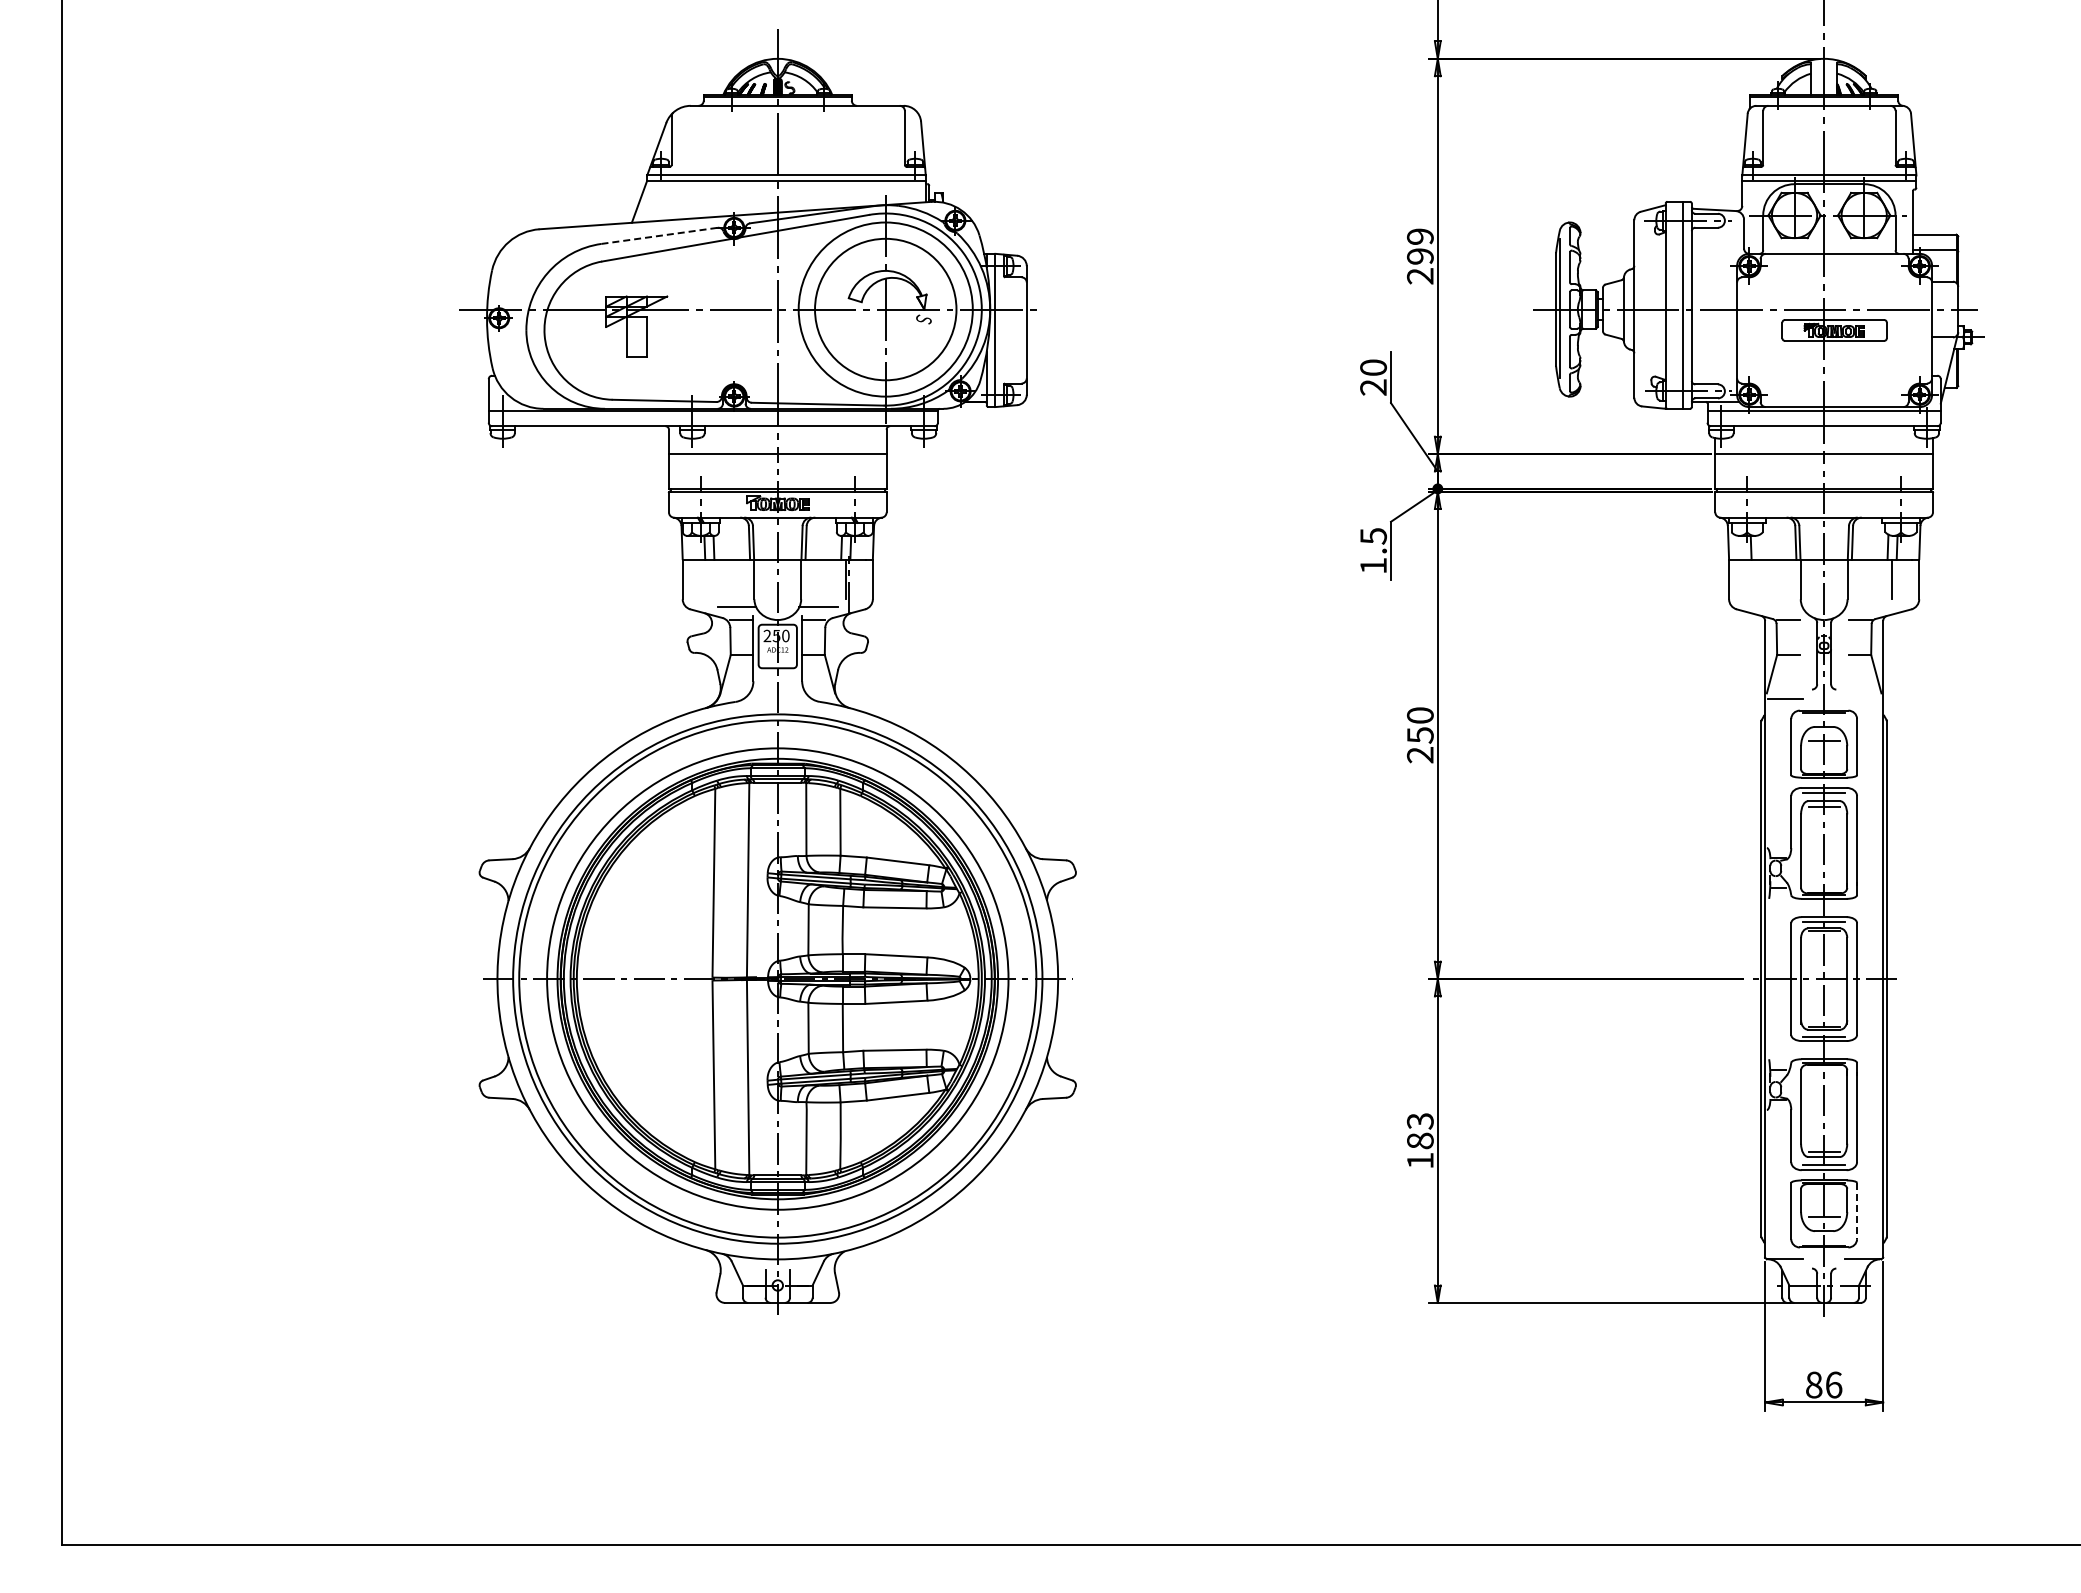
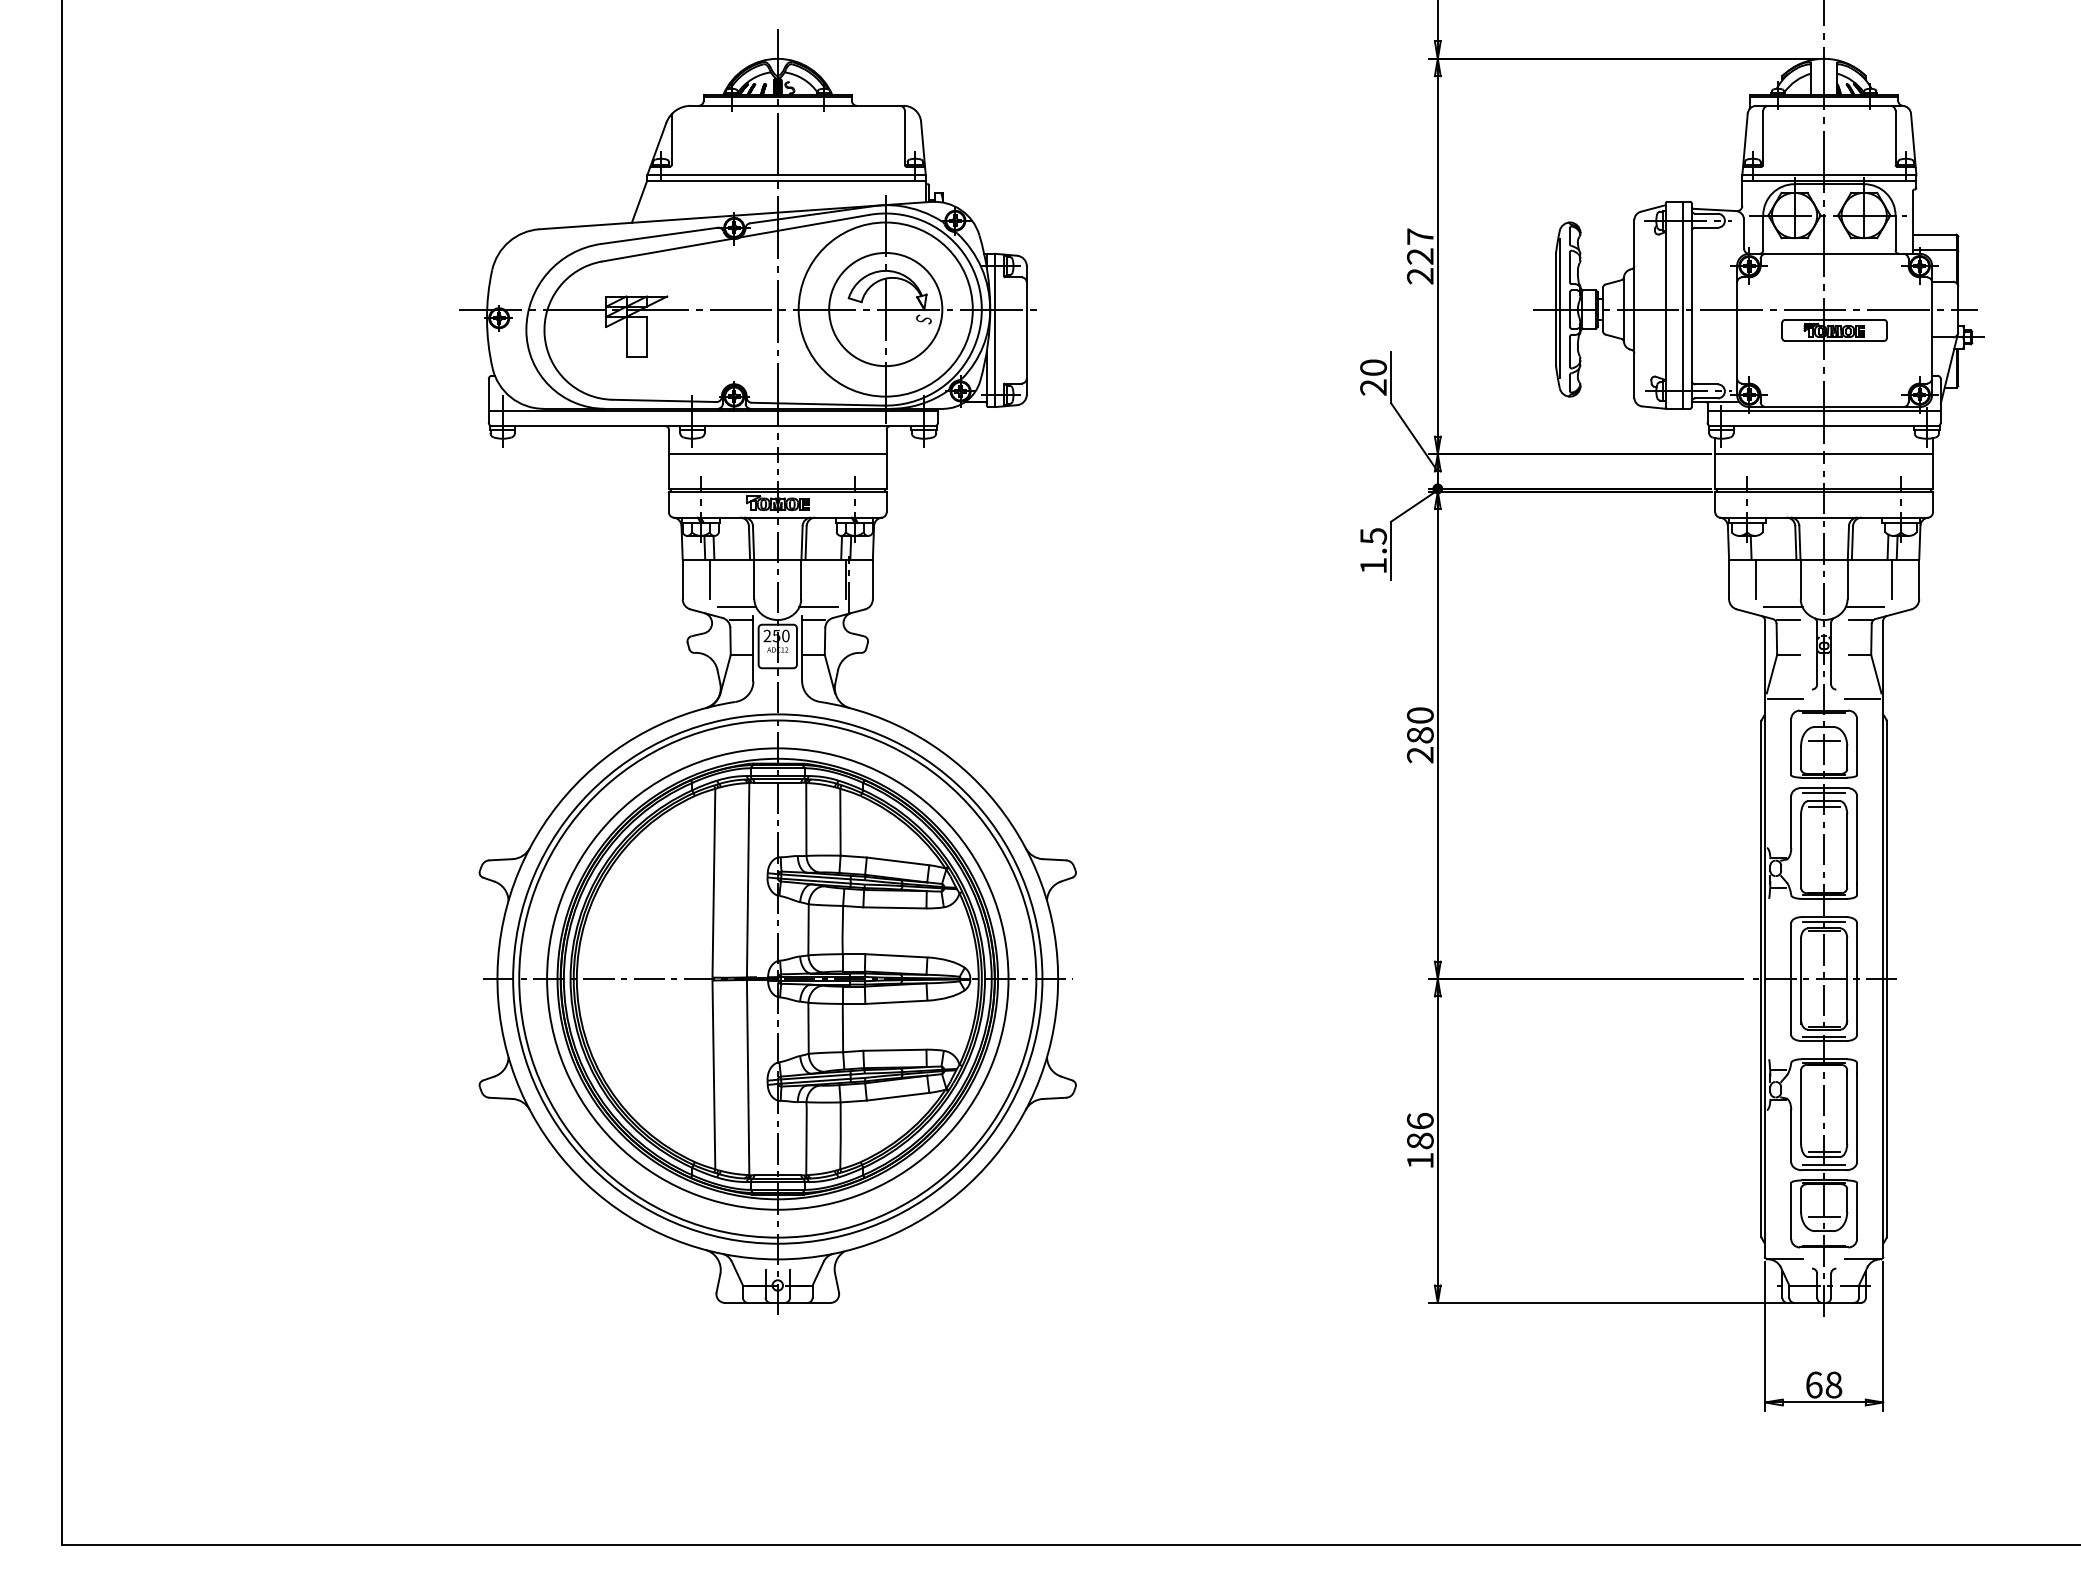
line: dashed -> solid (659, 235)
text: 299 -> 227 (1419, 246)
circle diameter: 141 px -> 113 px (885, 309)
line: none -> present (710, 579)
line: none -> present (1756, 579)
line: none -> present (1783, 607)
line: none -> present (1864, 607)
line: none -> present (1862, 698)
text: 250 -> 280 (1420, 735)
text: 183 -> 186 (1419, 1120)
line: dashed -> solid (1857, 1211)
text: 86 -> 68 (1824, 1384)
